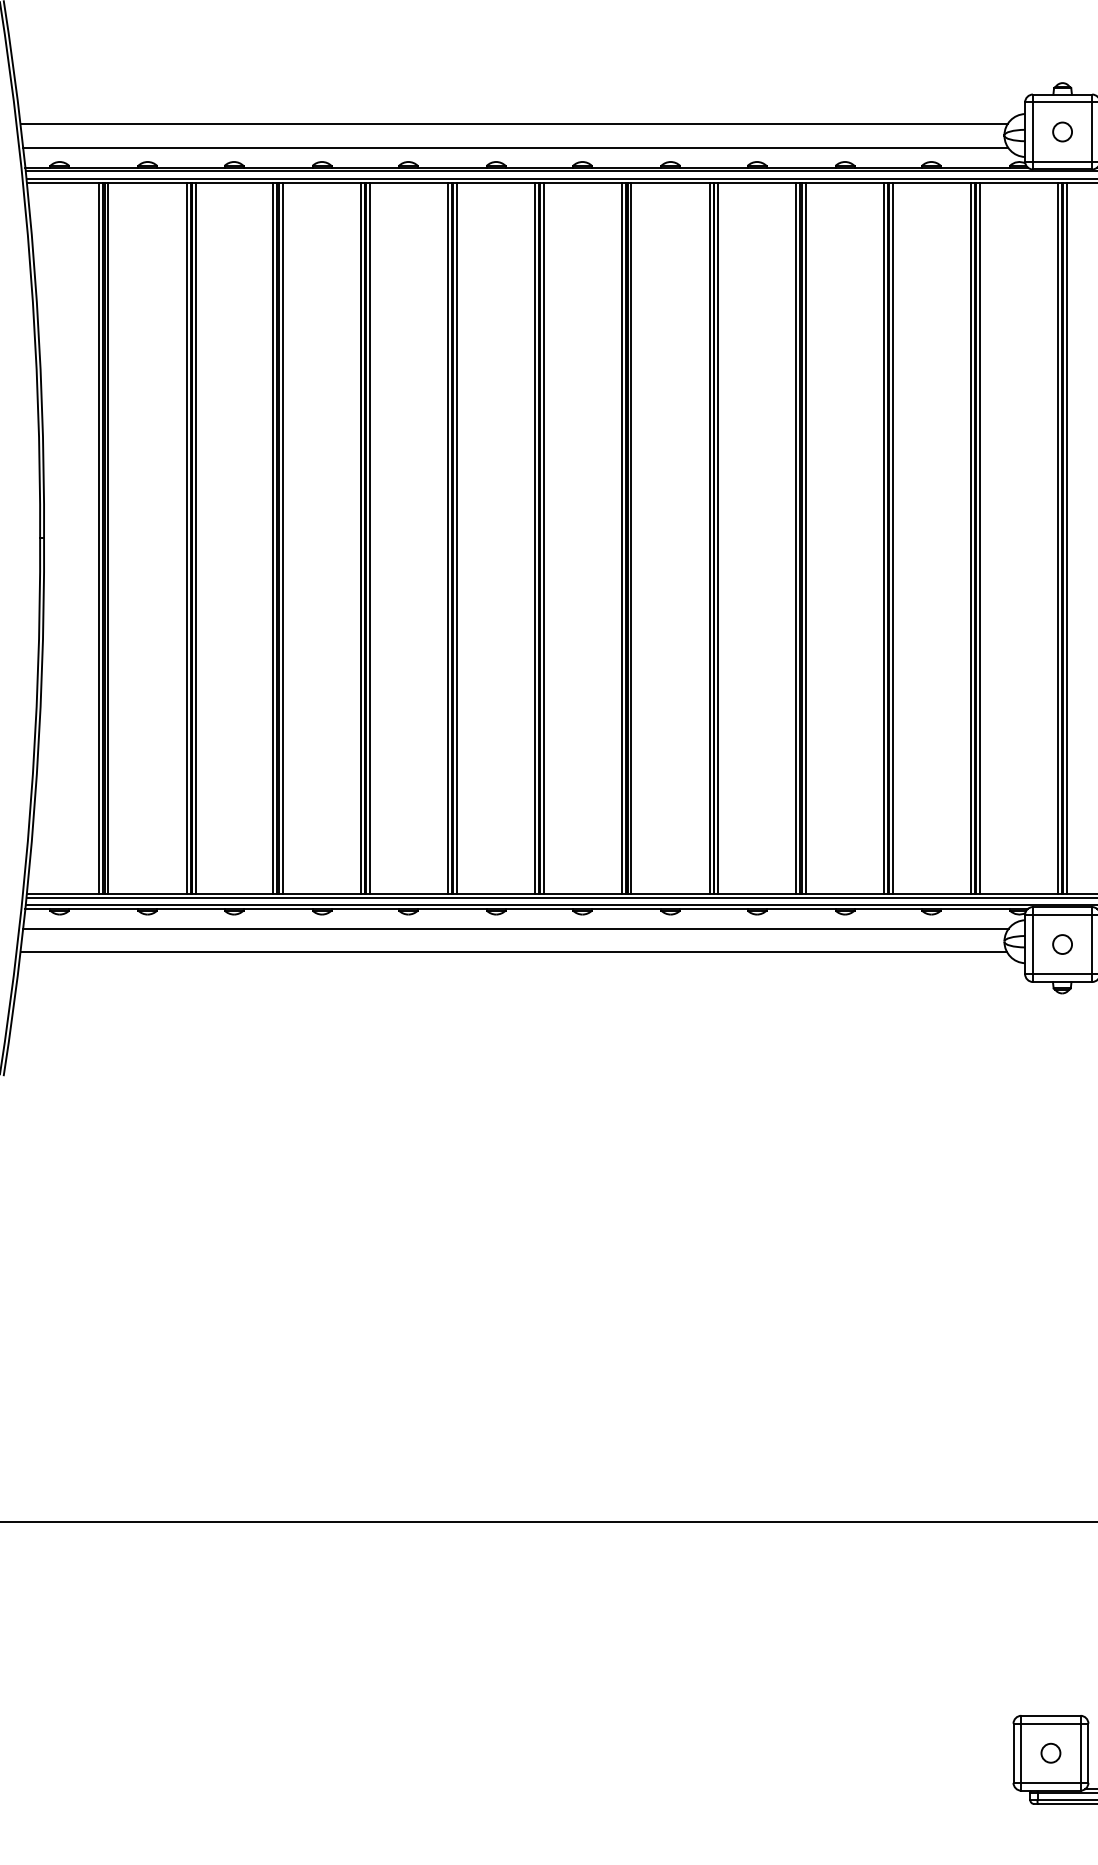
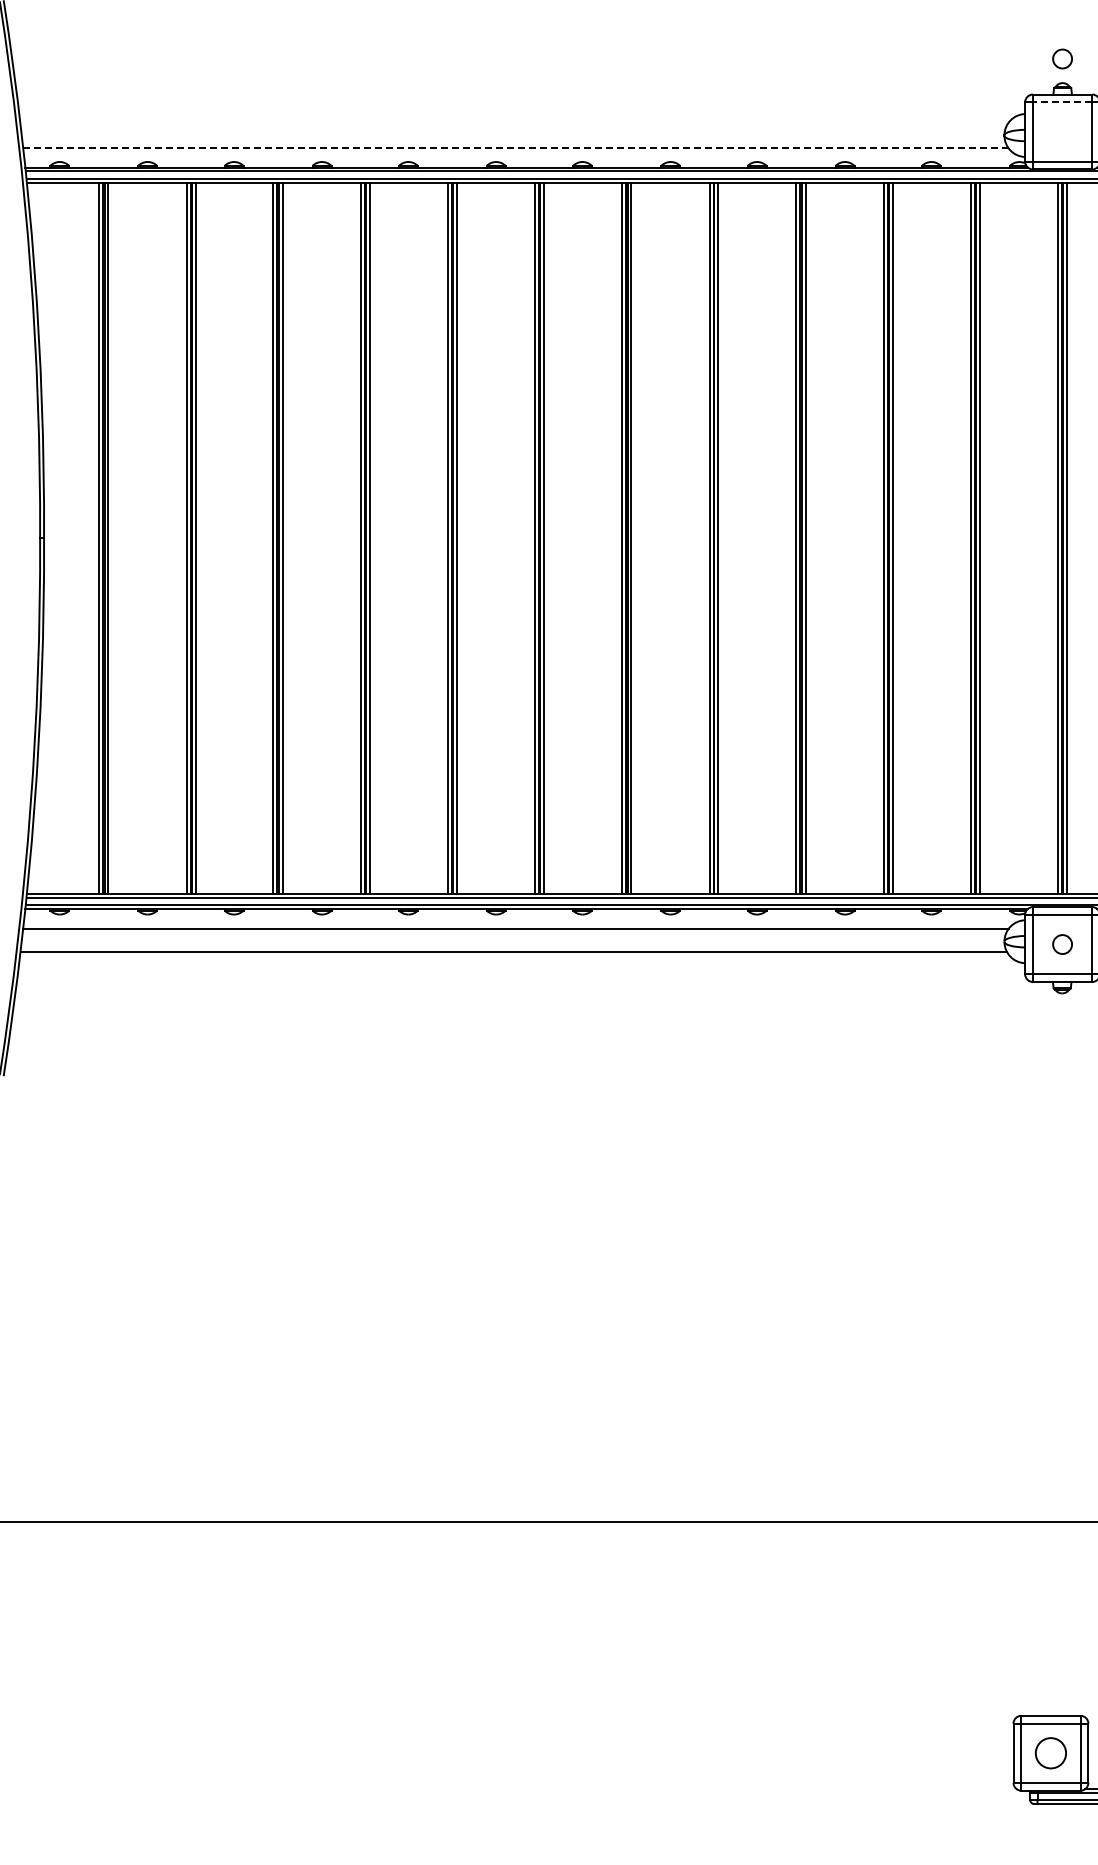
line: solid -> dashed (1062, 102)
line: present -> none (513, 124)
circle position: (1062, 131) -> (1062, 58) (1062, 58)
line: solid -> dashed (516, 147)
circle diameter: 19 px -> 30 px (1050, 1753)
